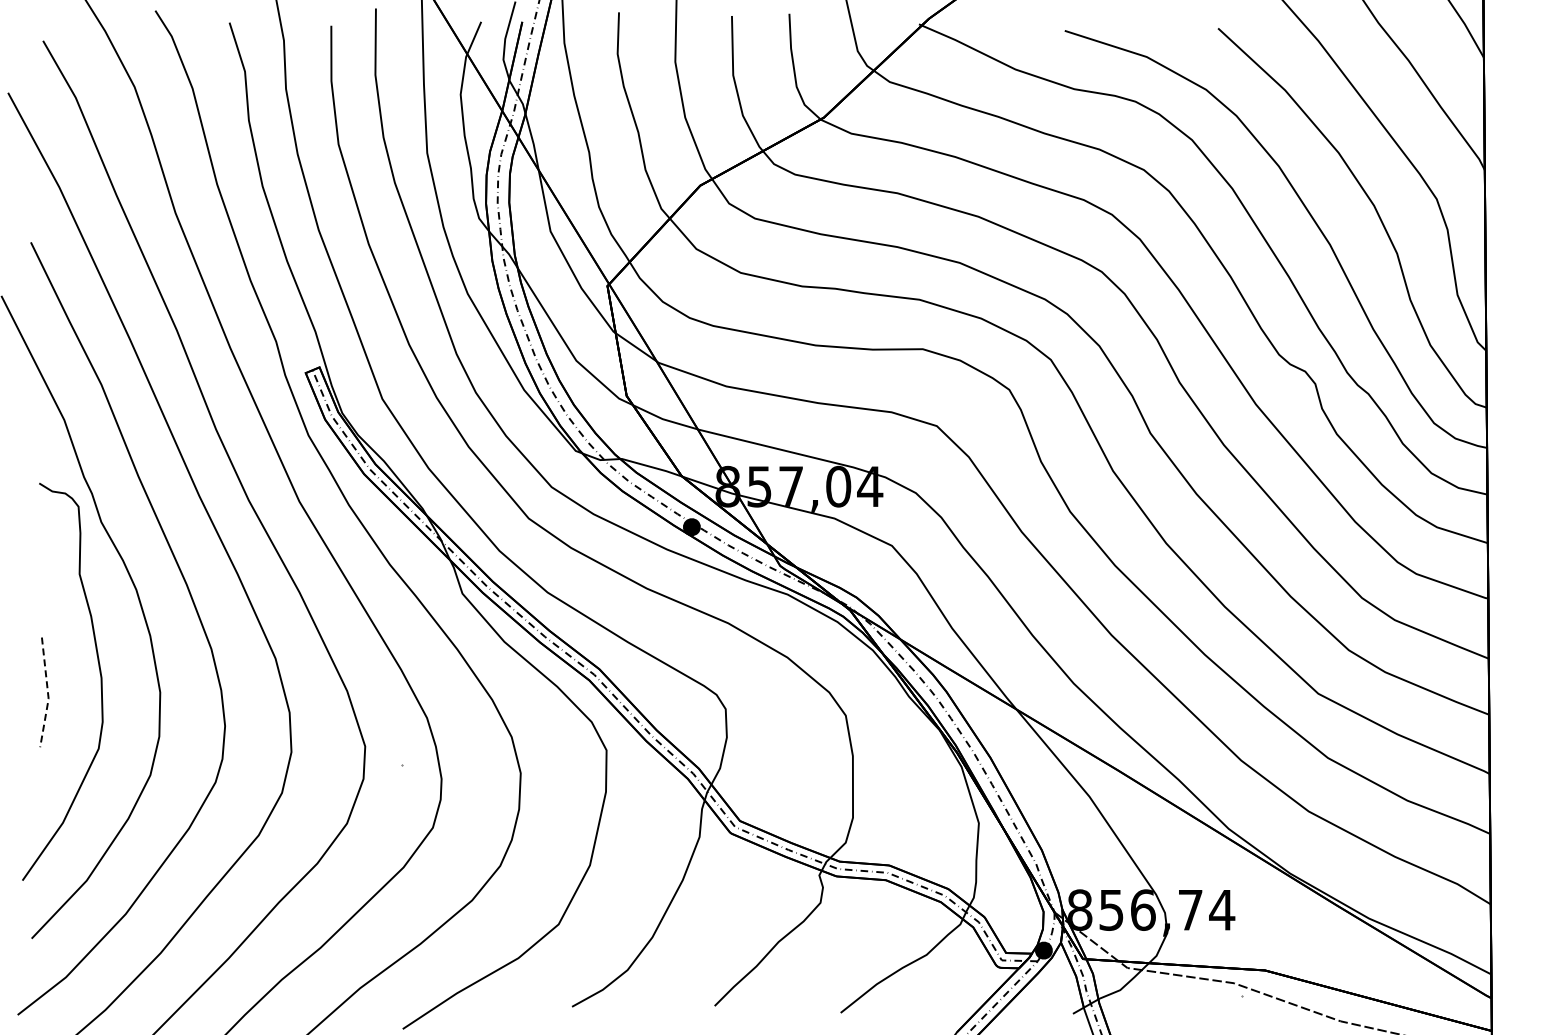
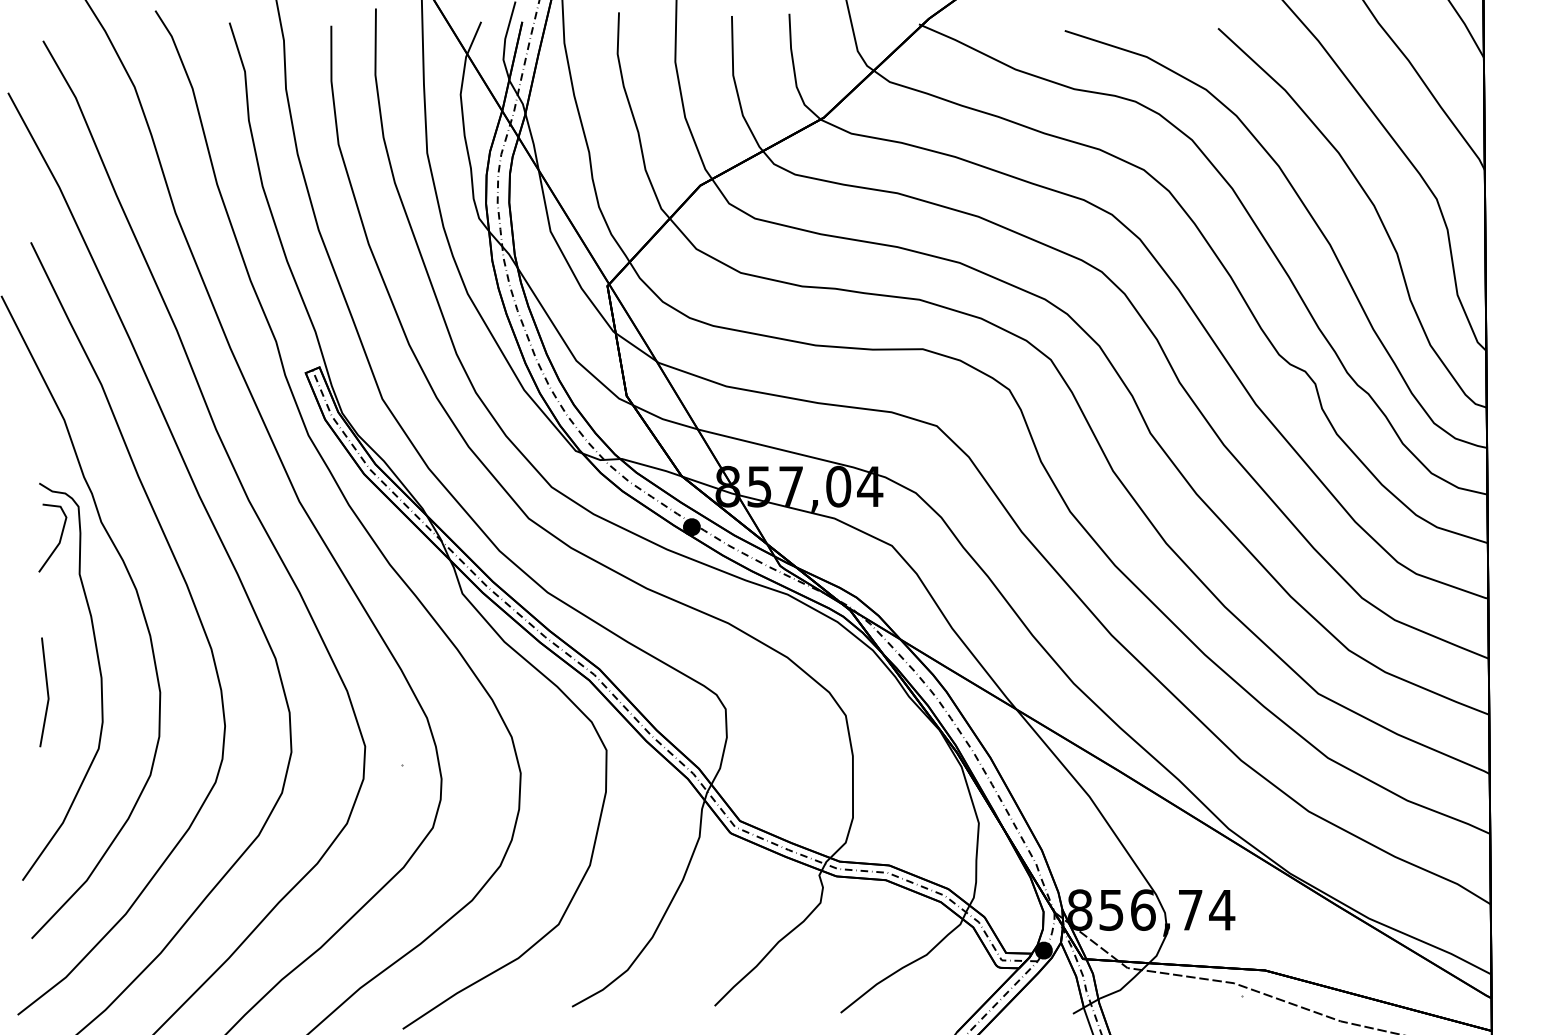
line: none -> present (59, 538)
line: dashed -> solid (48, 693)
